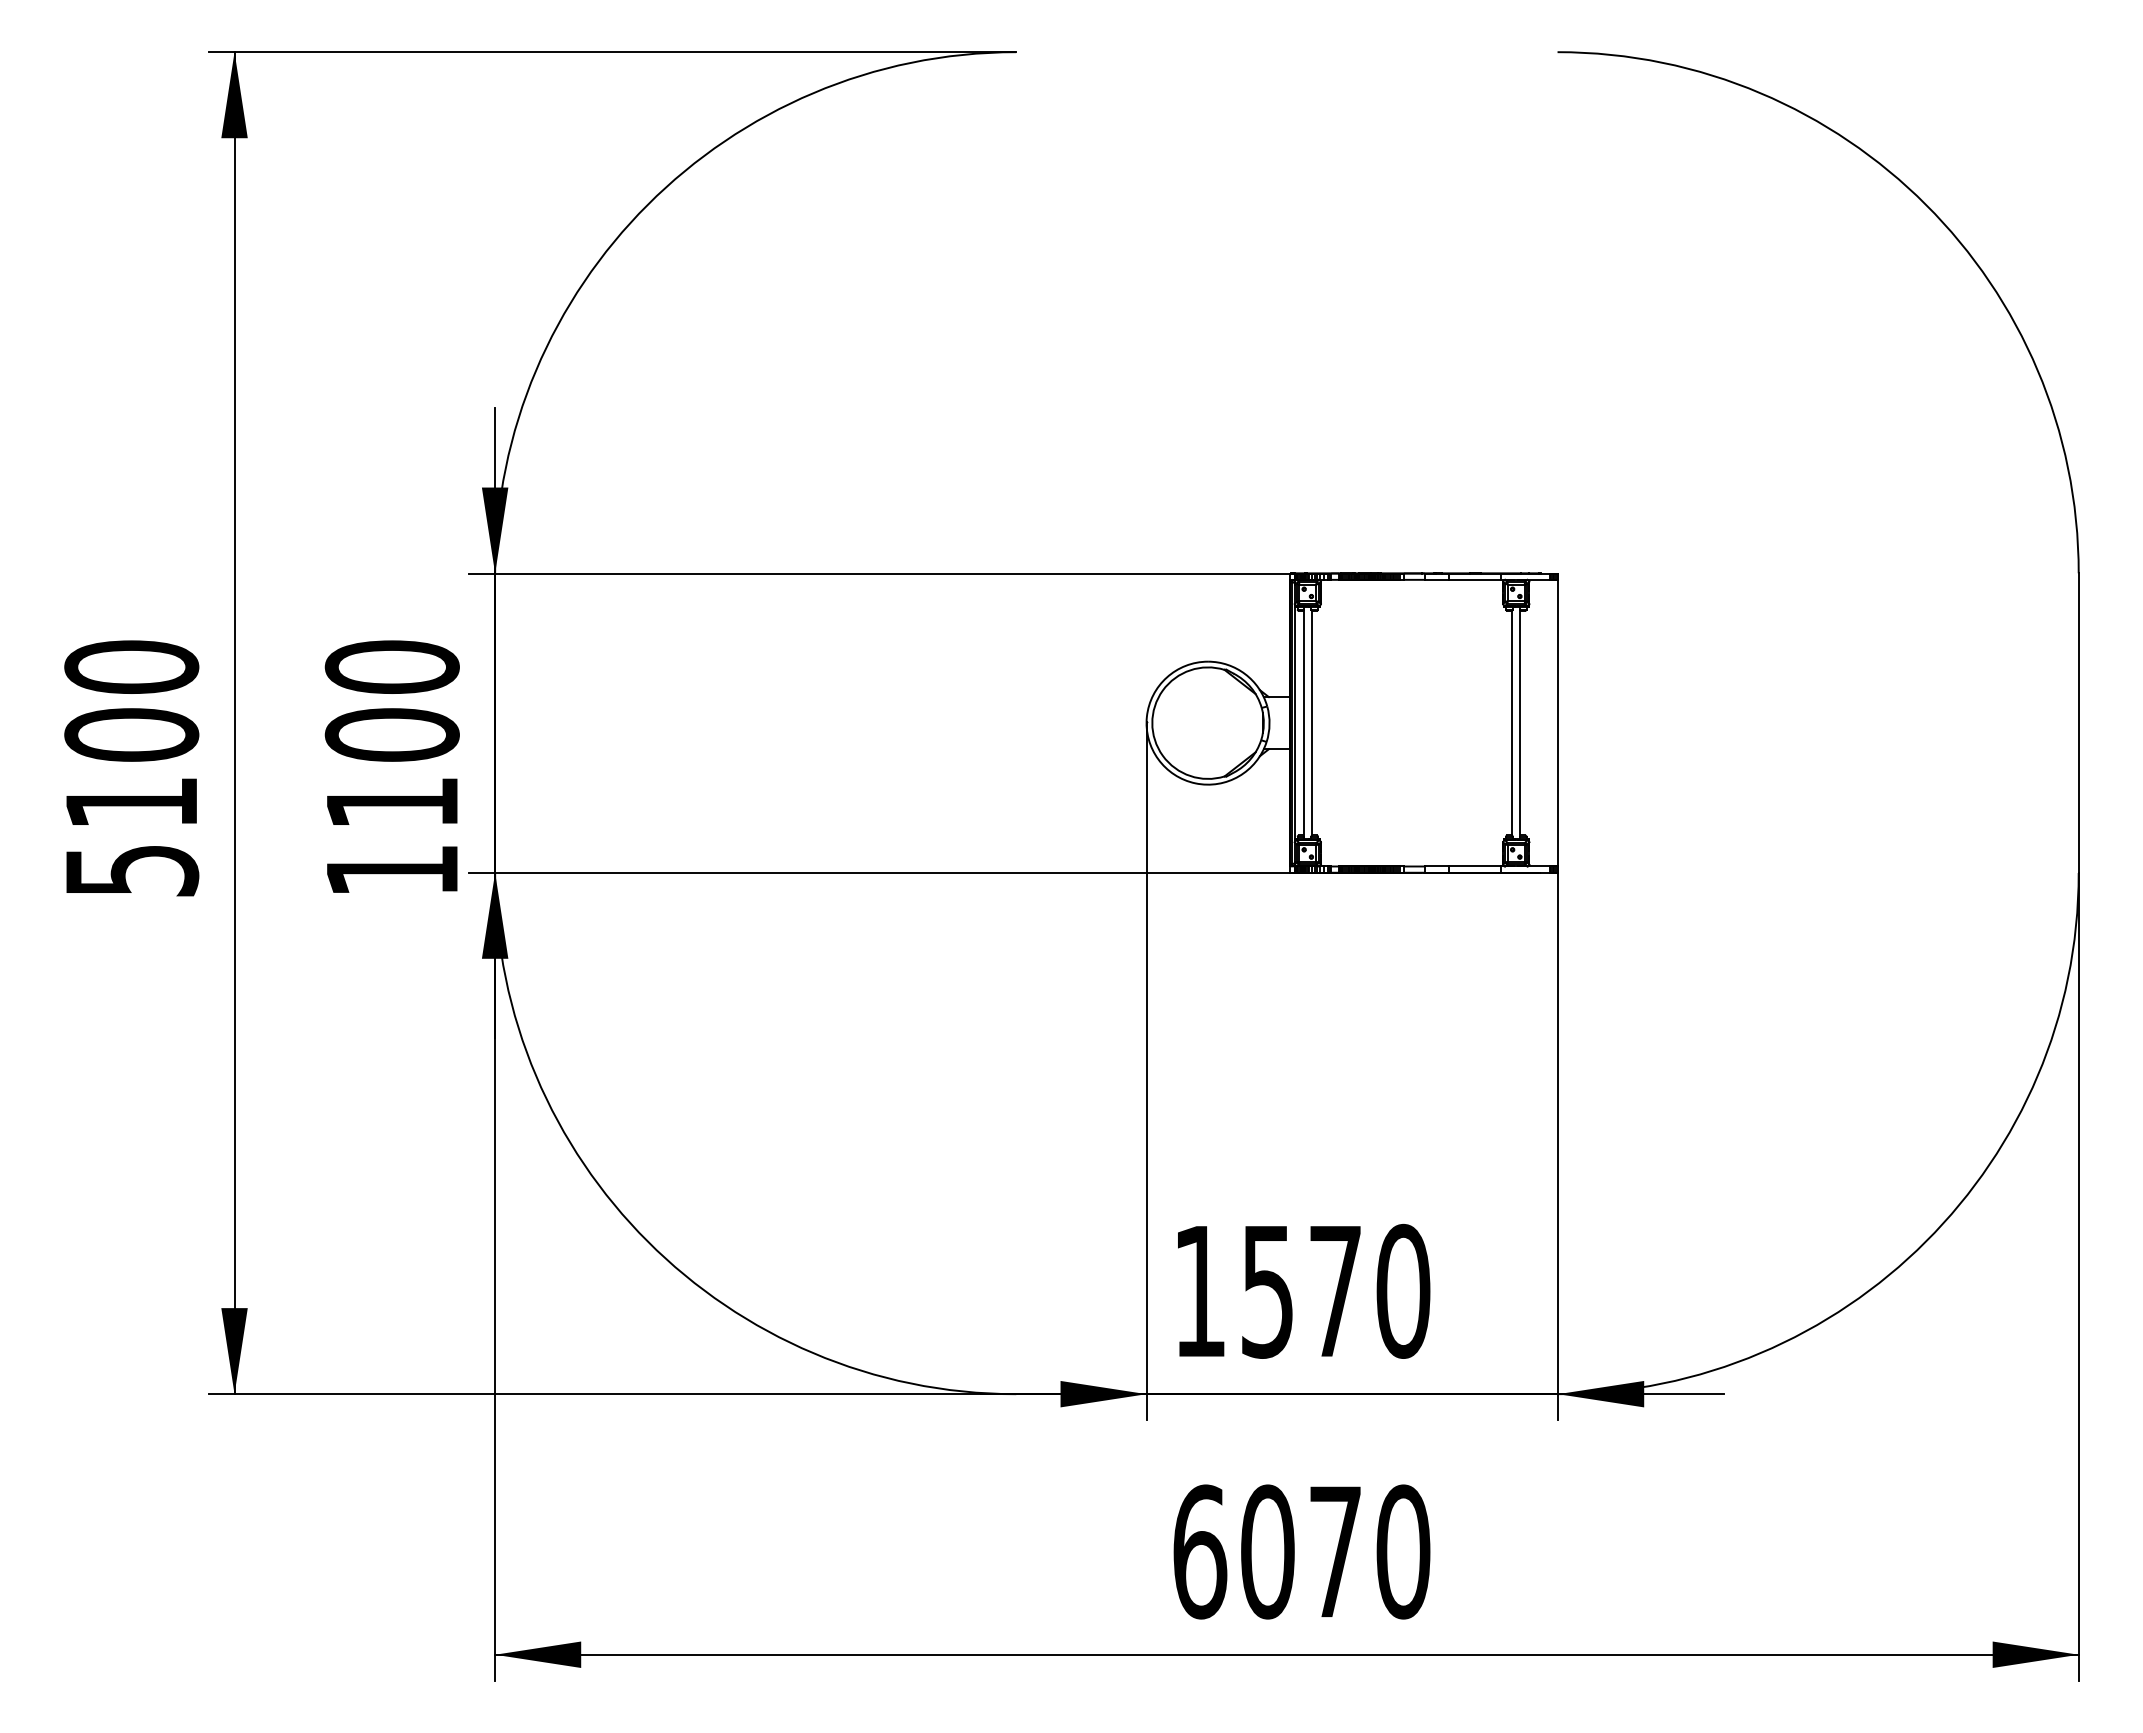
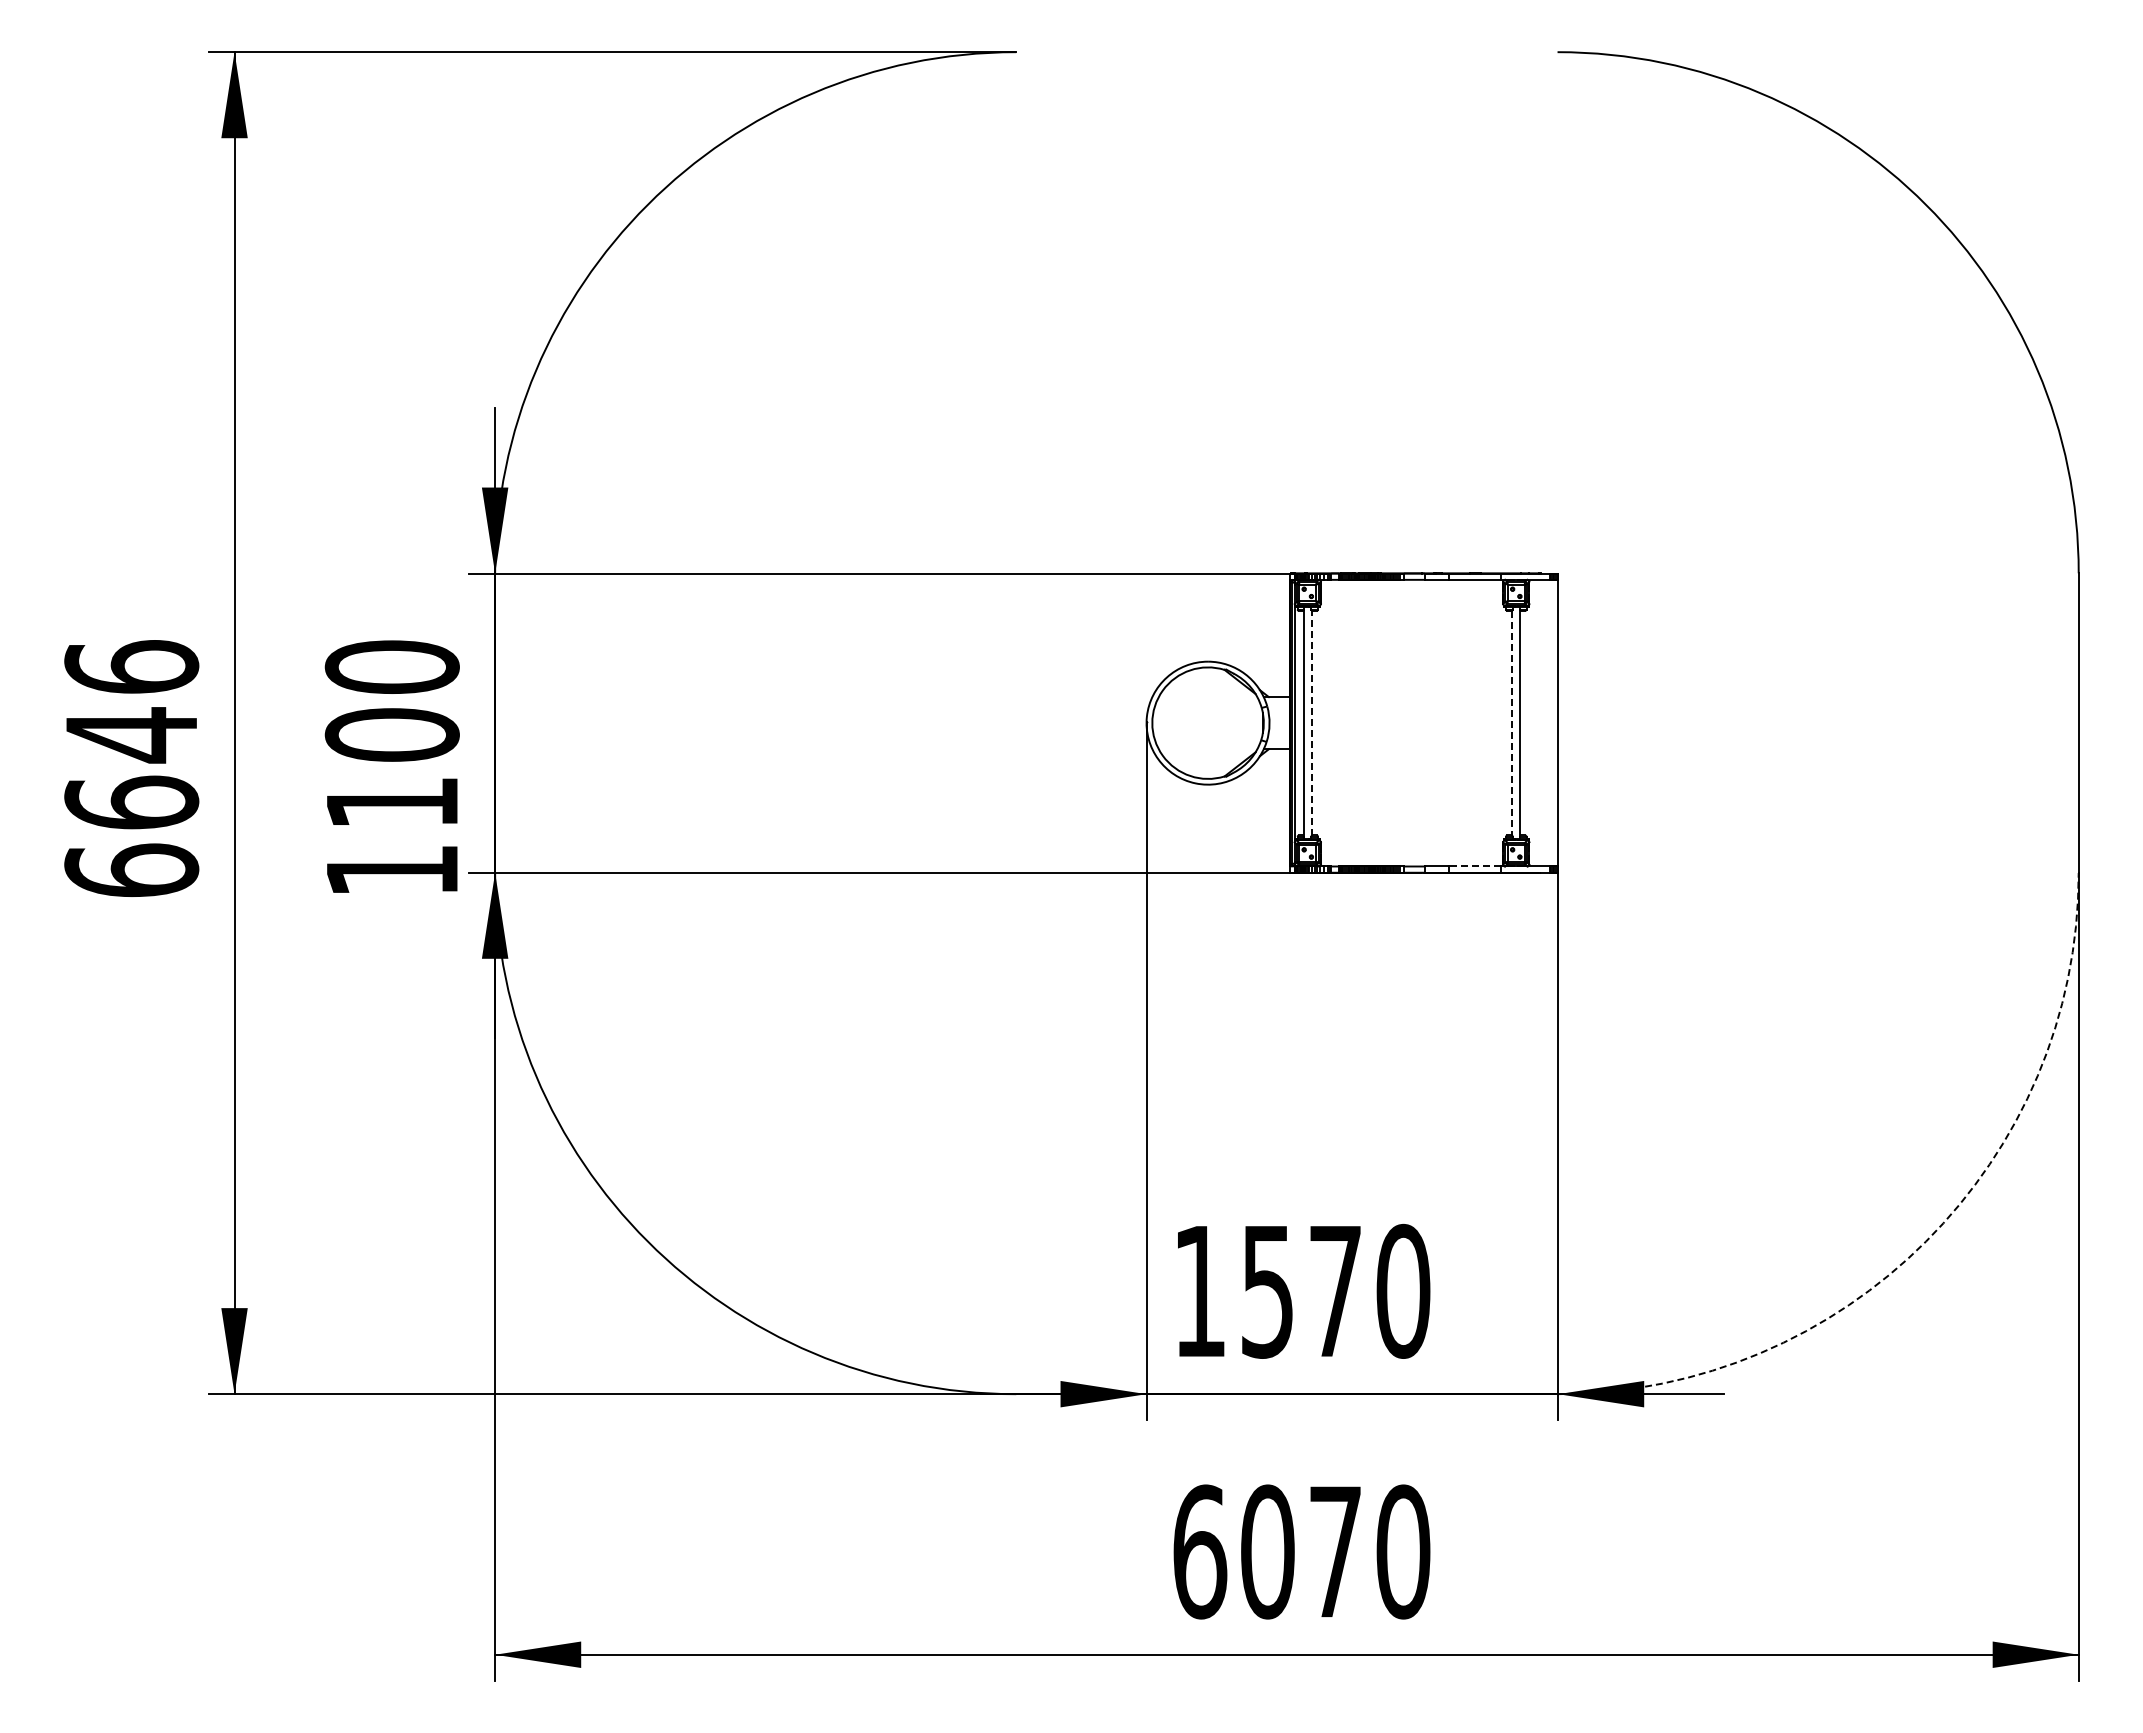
line: solid -> dashed (1311, 722)
line: solid -> dashed (1512, 723)
text: 5100 -> 6646 (131, 768)
line: solid -> dashed (1475, 866)
arc: solid -> dashed (1926, 1241)
